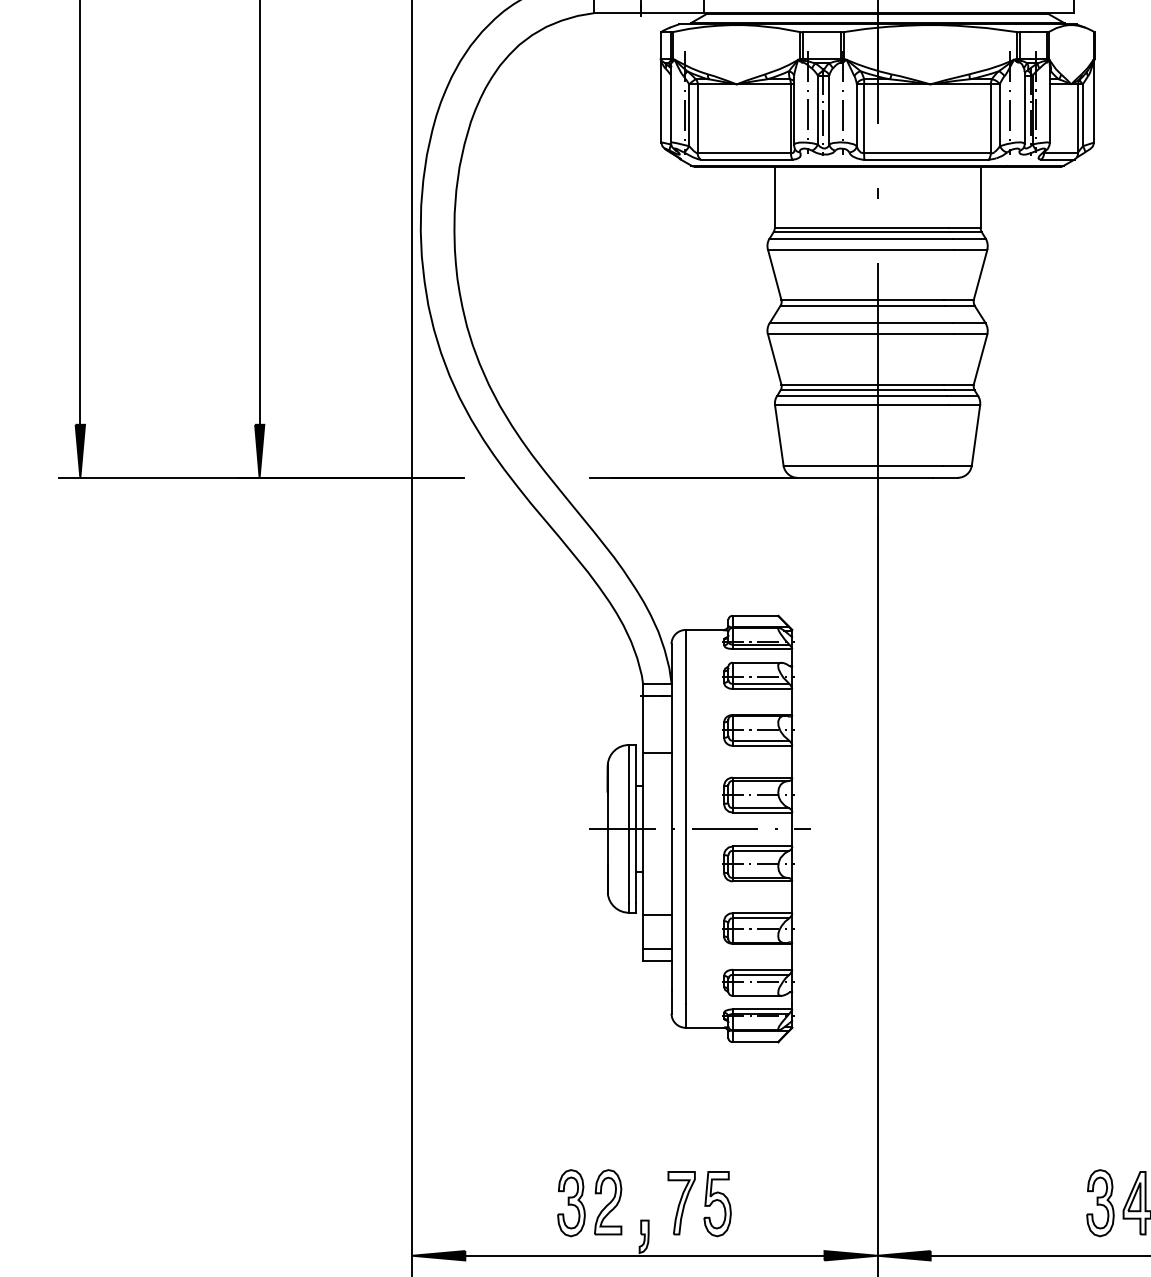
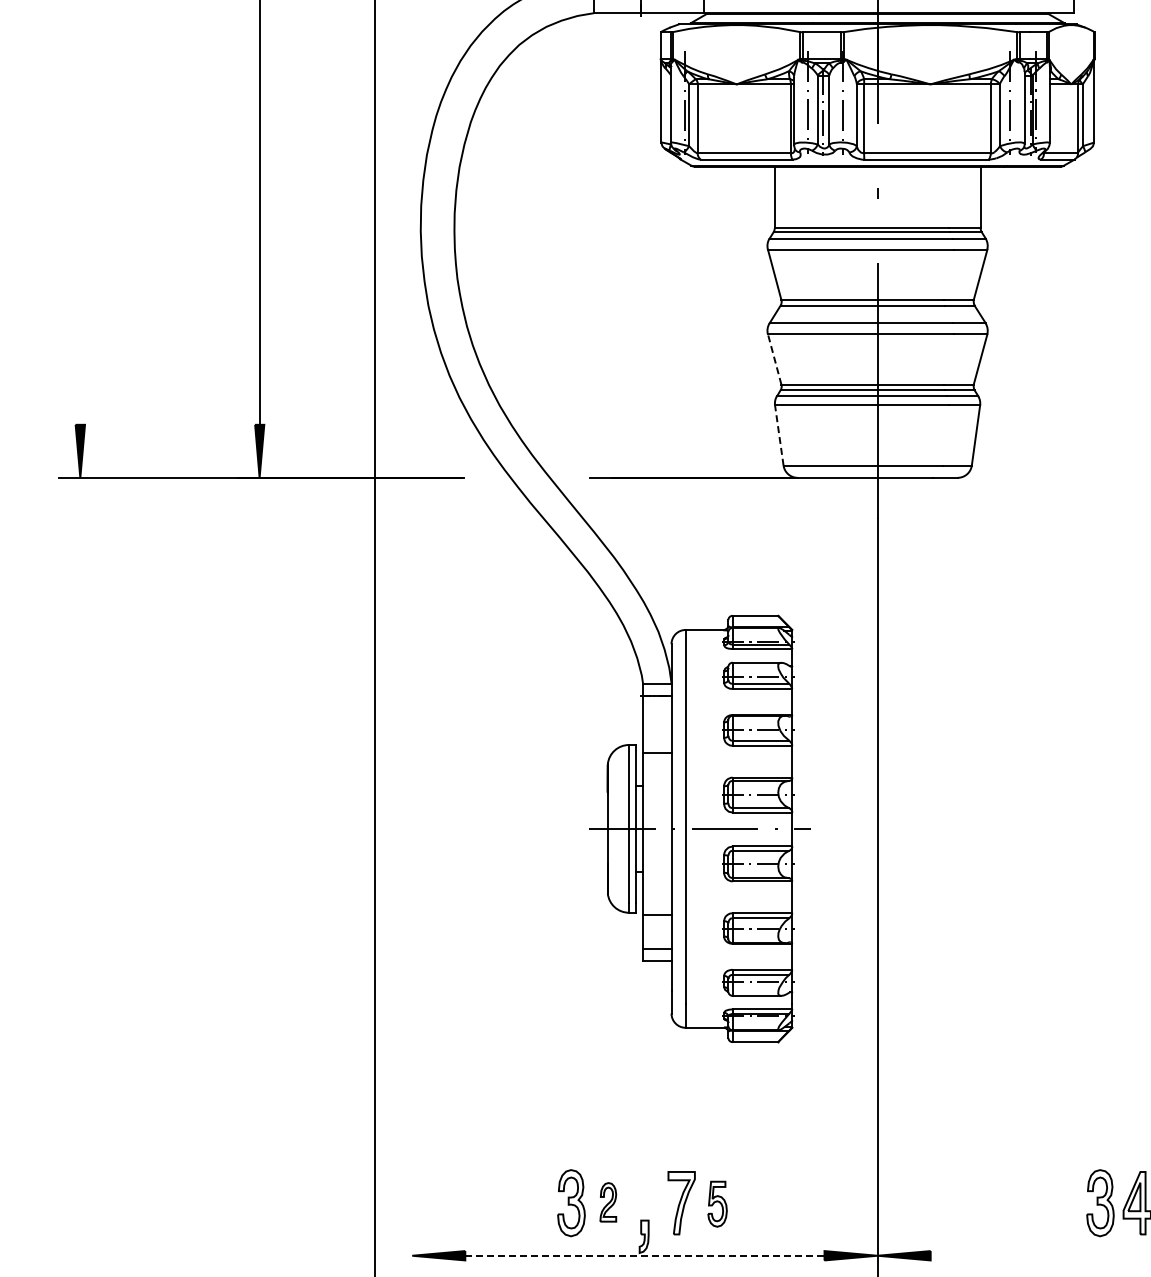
line: present -> none (80, 213)
line: solid -> dashed (774, 359)
line: solid -> dashed (779, 435)
line position: (412, 637) -> (375, 637) (375, 637)
part size: 29x67 px -> 19x41 px (608, 1202)
part size: 29x67 px -> 21x48 px (717, 1203)
line: solid -> dashed (644, 1255)
line: present -> none (1038, 1255)
